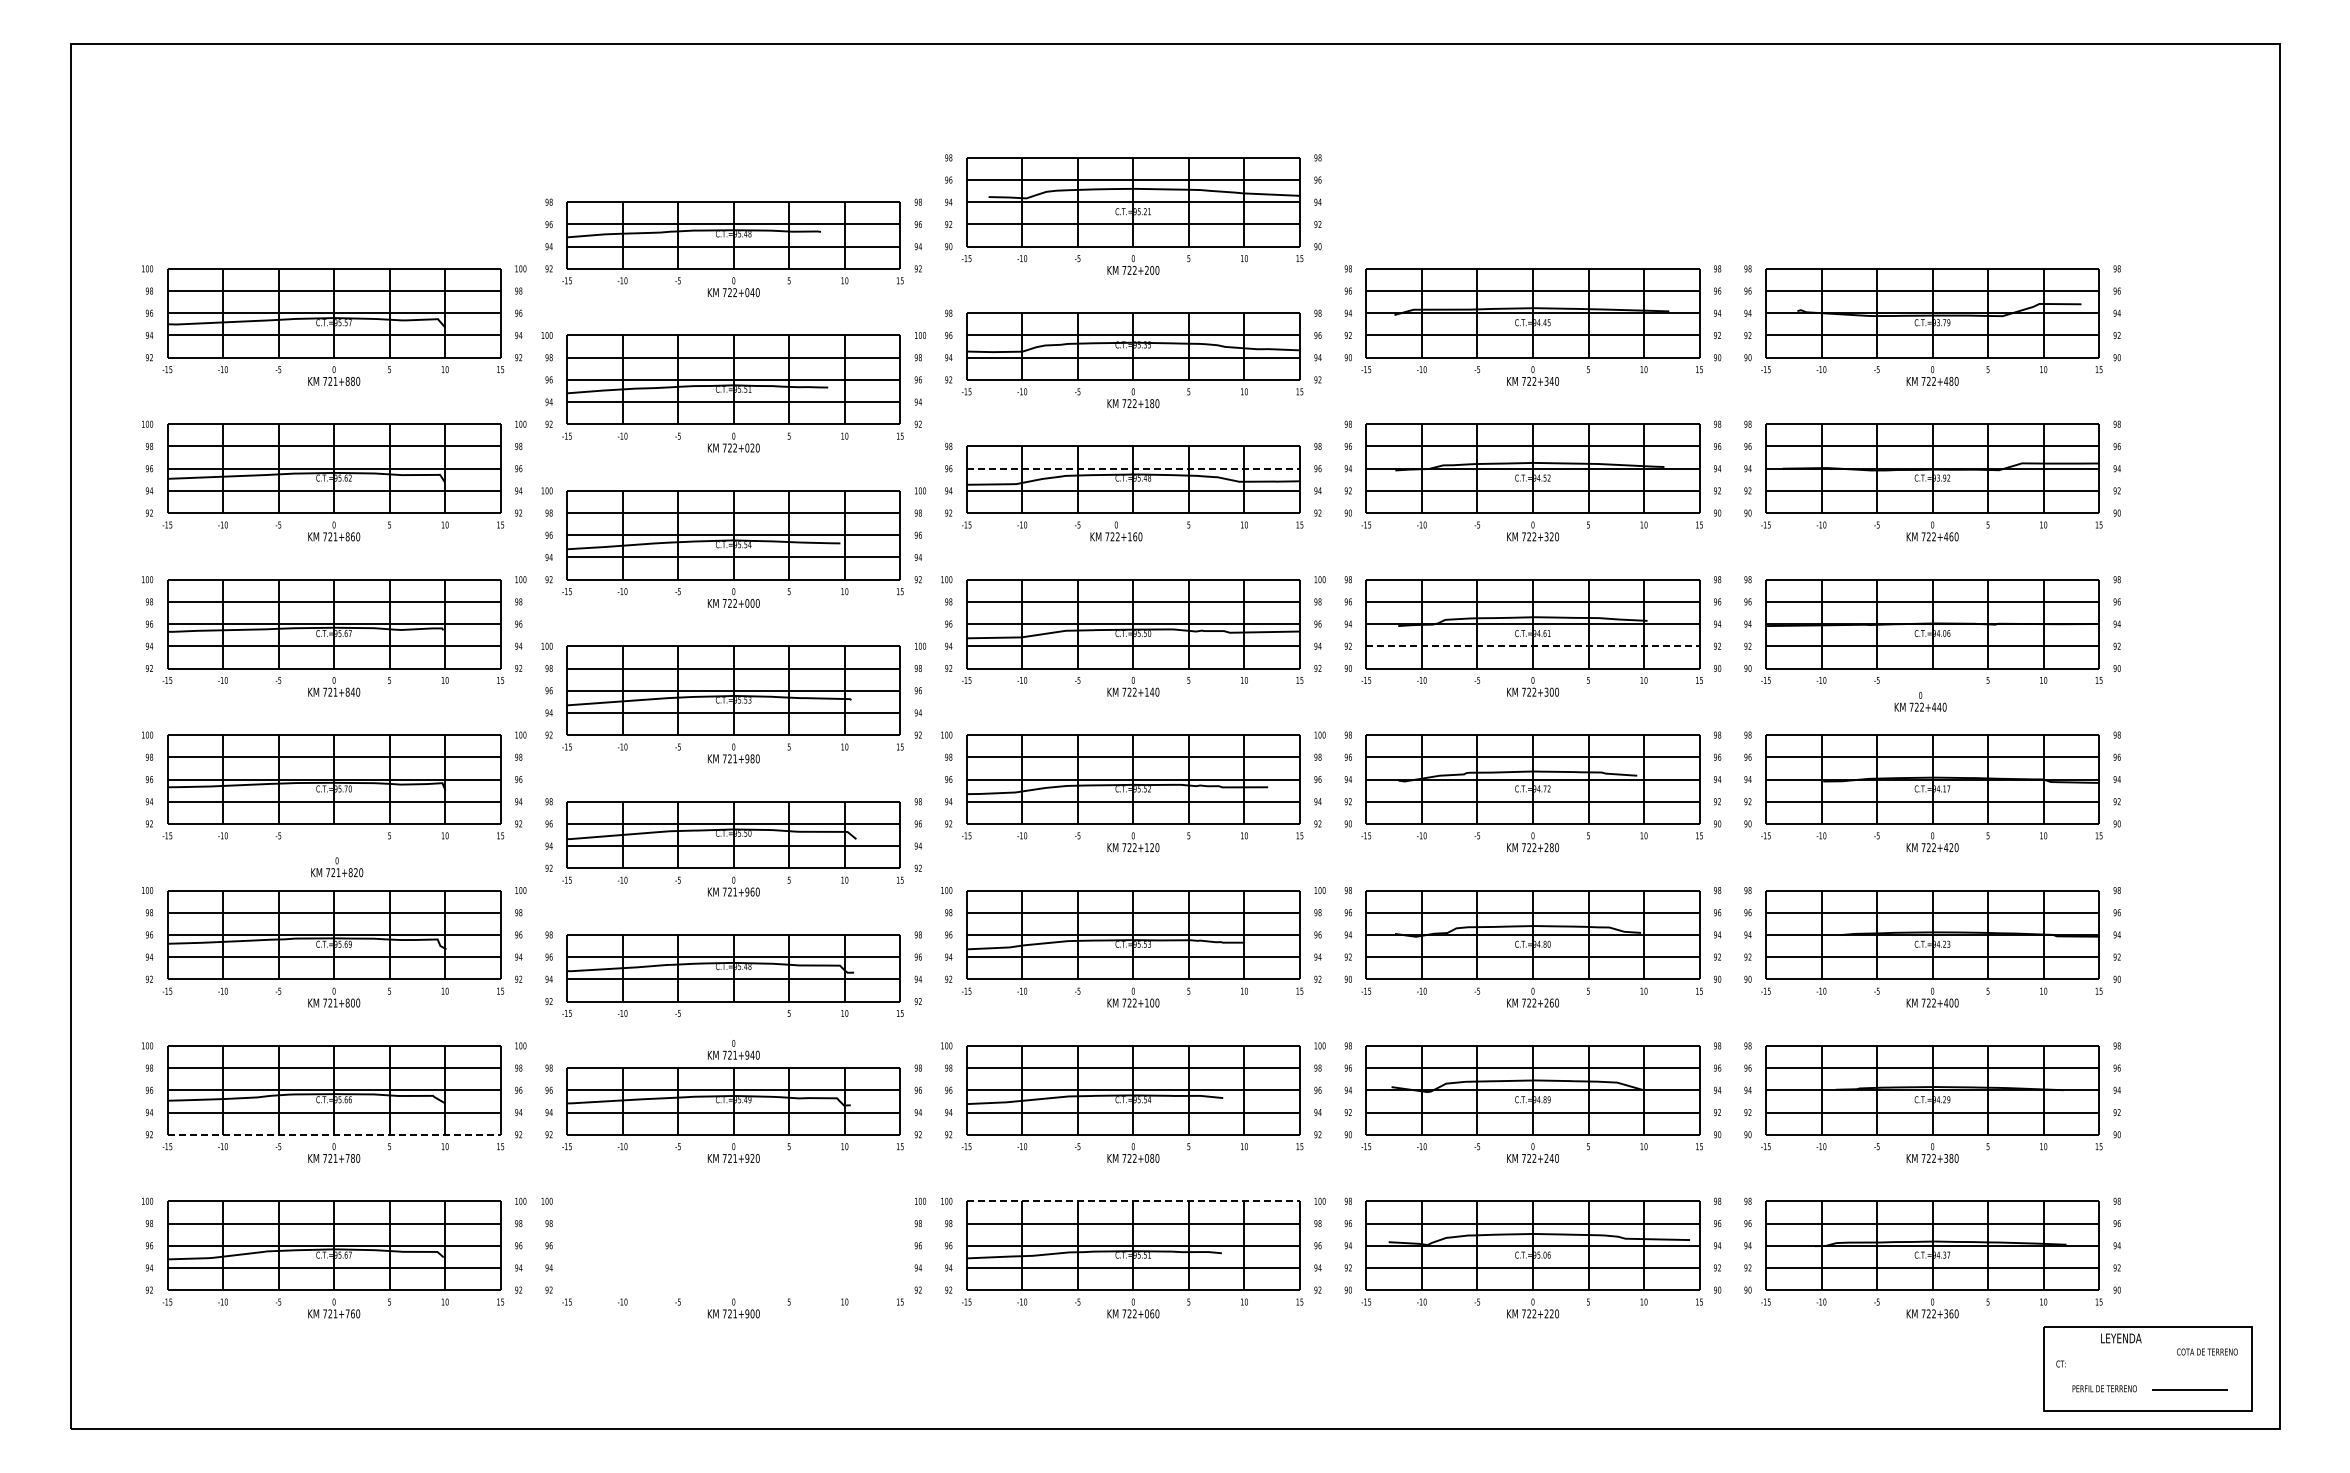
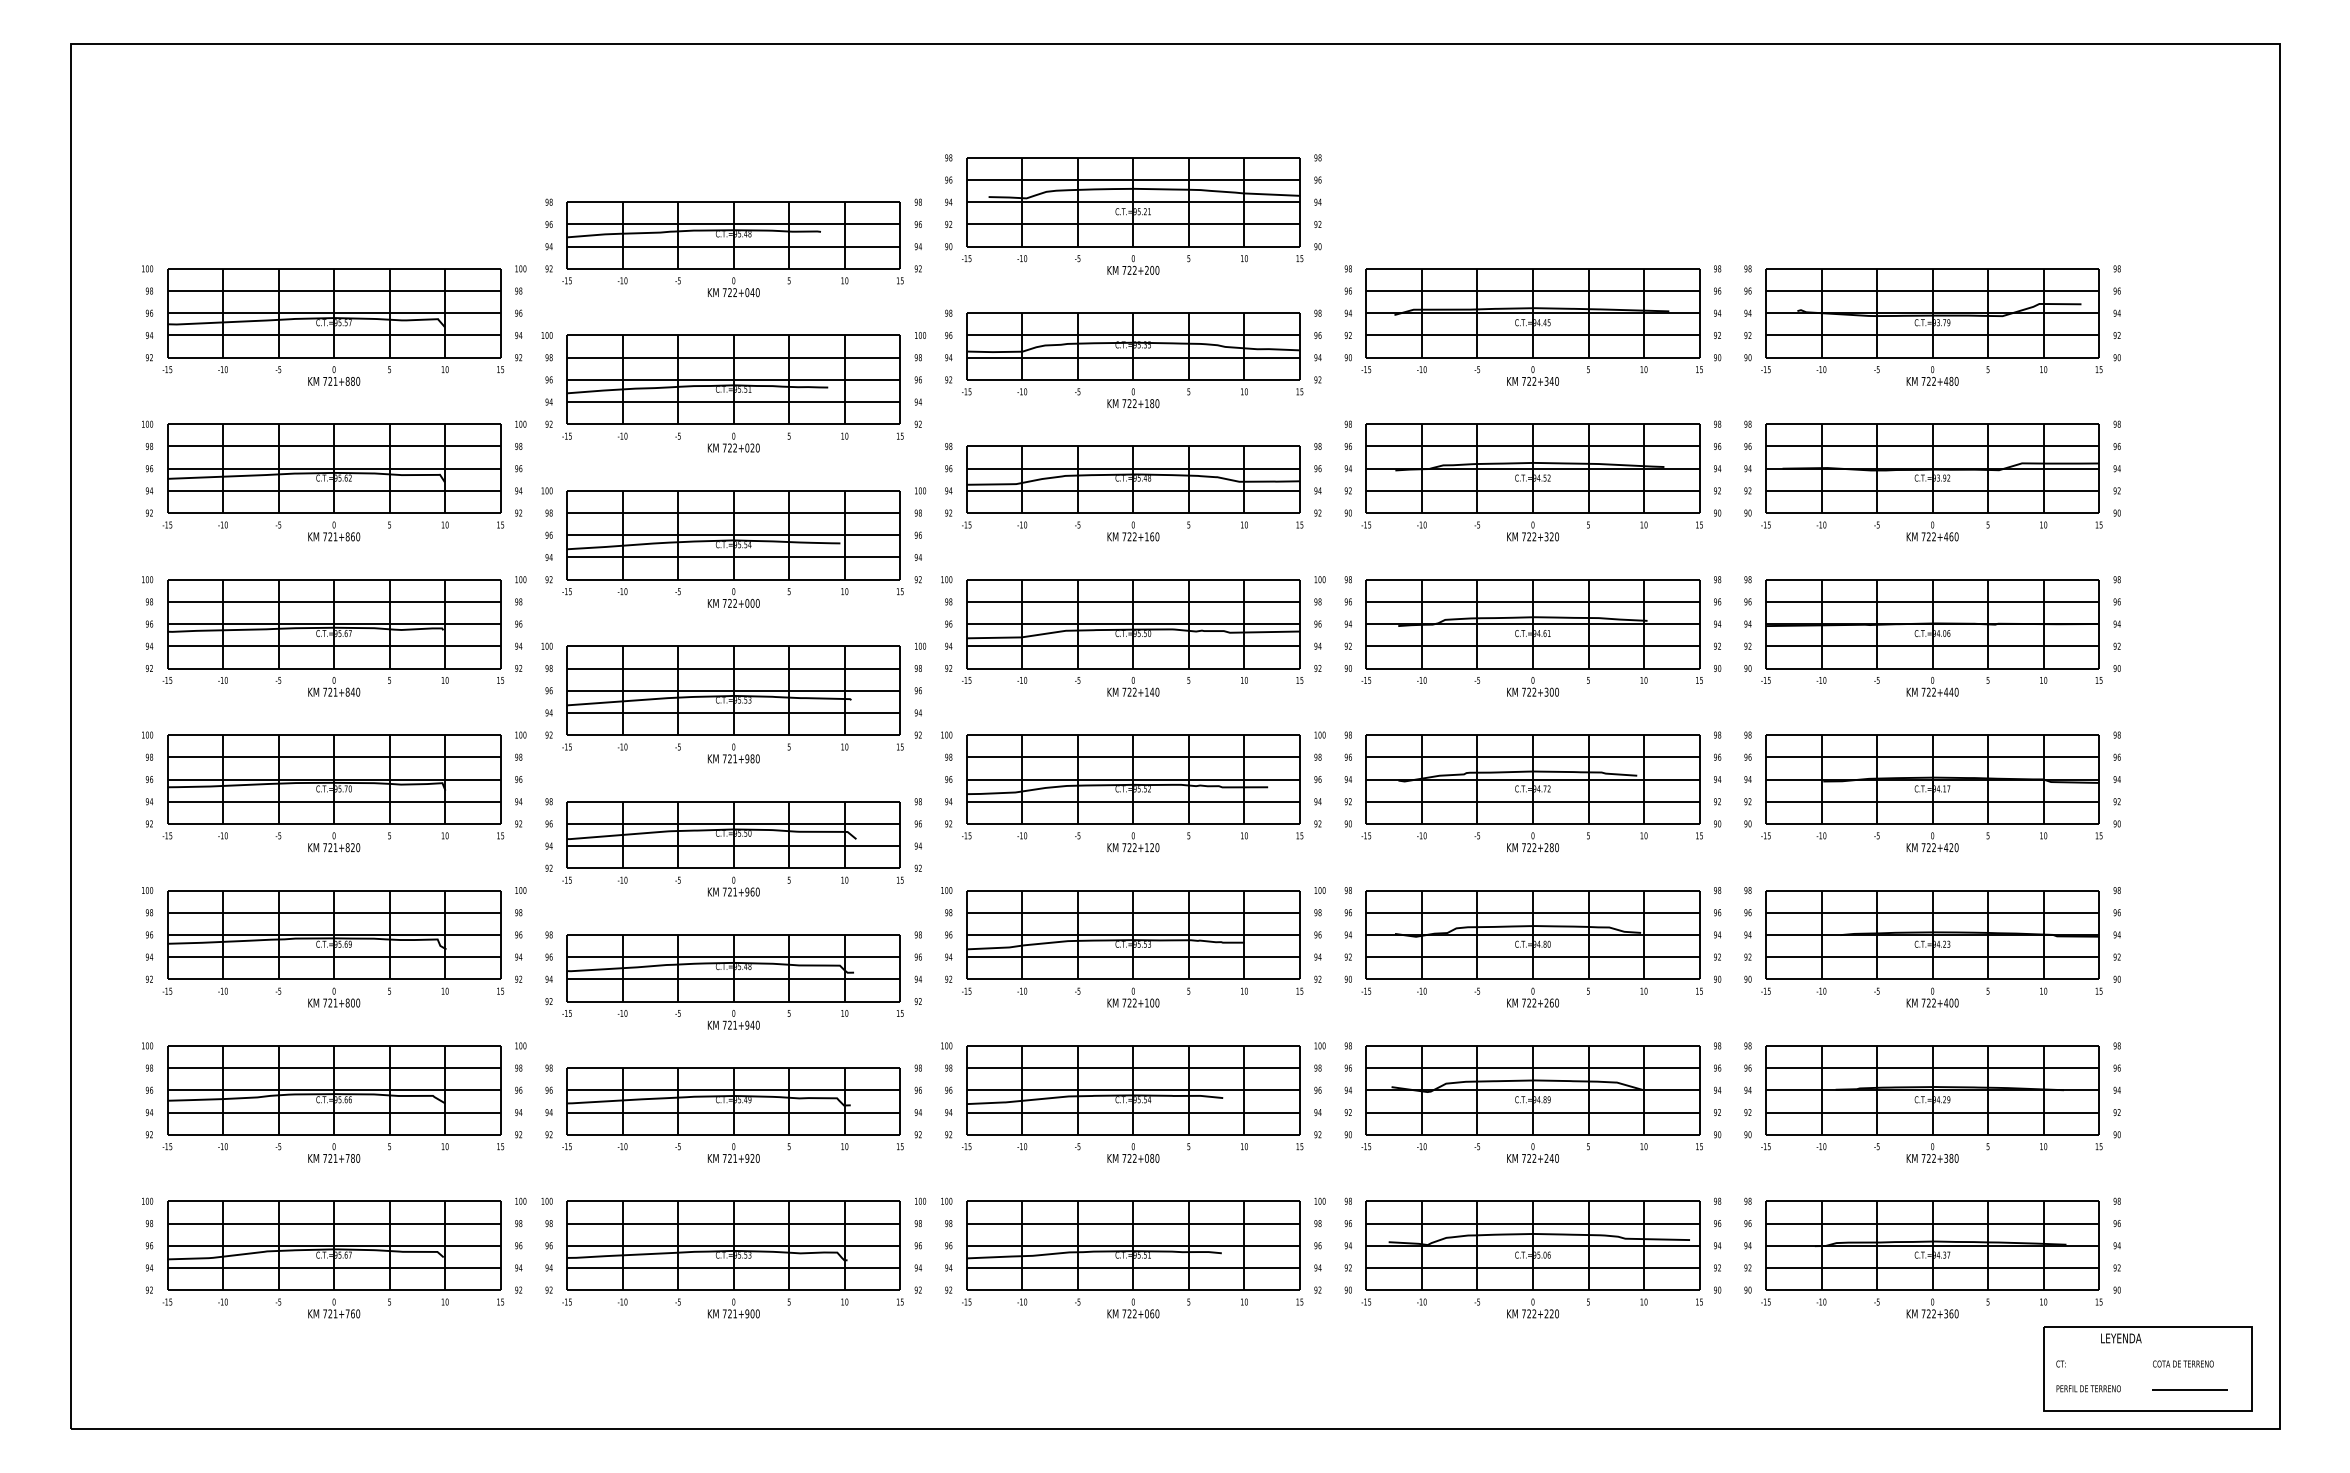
line: dashed -> solid (1133, 468)
text position: (1116, 531) -> (1133, 531) (1133, 531)
line: dashed -> solid (1532, 646)
text position: (1920, 701) -> (1932, 686) (1932, 686)
text position: (337, 867) -> (334, 842) (334, 842)
text position: (733, 1049) -> (733, 1019) (733, 1019)
line: dashed -> solid (334, 1134)
line: dashed -> solid (1133, 1201)
part: none -> present (733, 1245)
text position: (2207, 1351) -> (2183, 1363) (2183, 1363)
text position: (2104, 1388) -> (2088, 1388) (2088, 1388)
